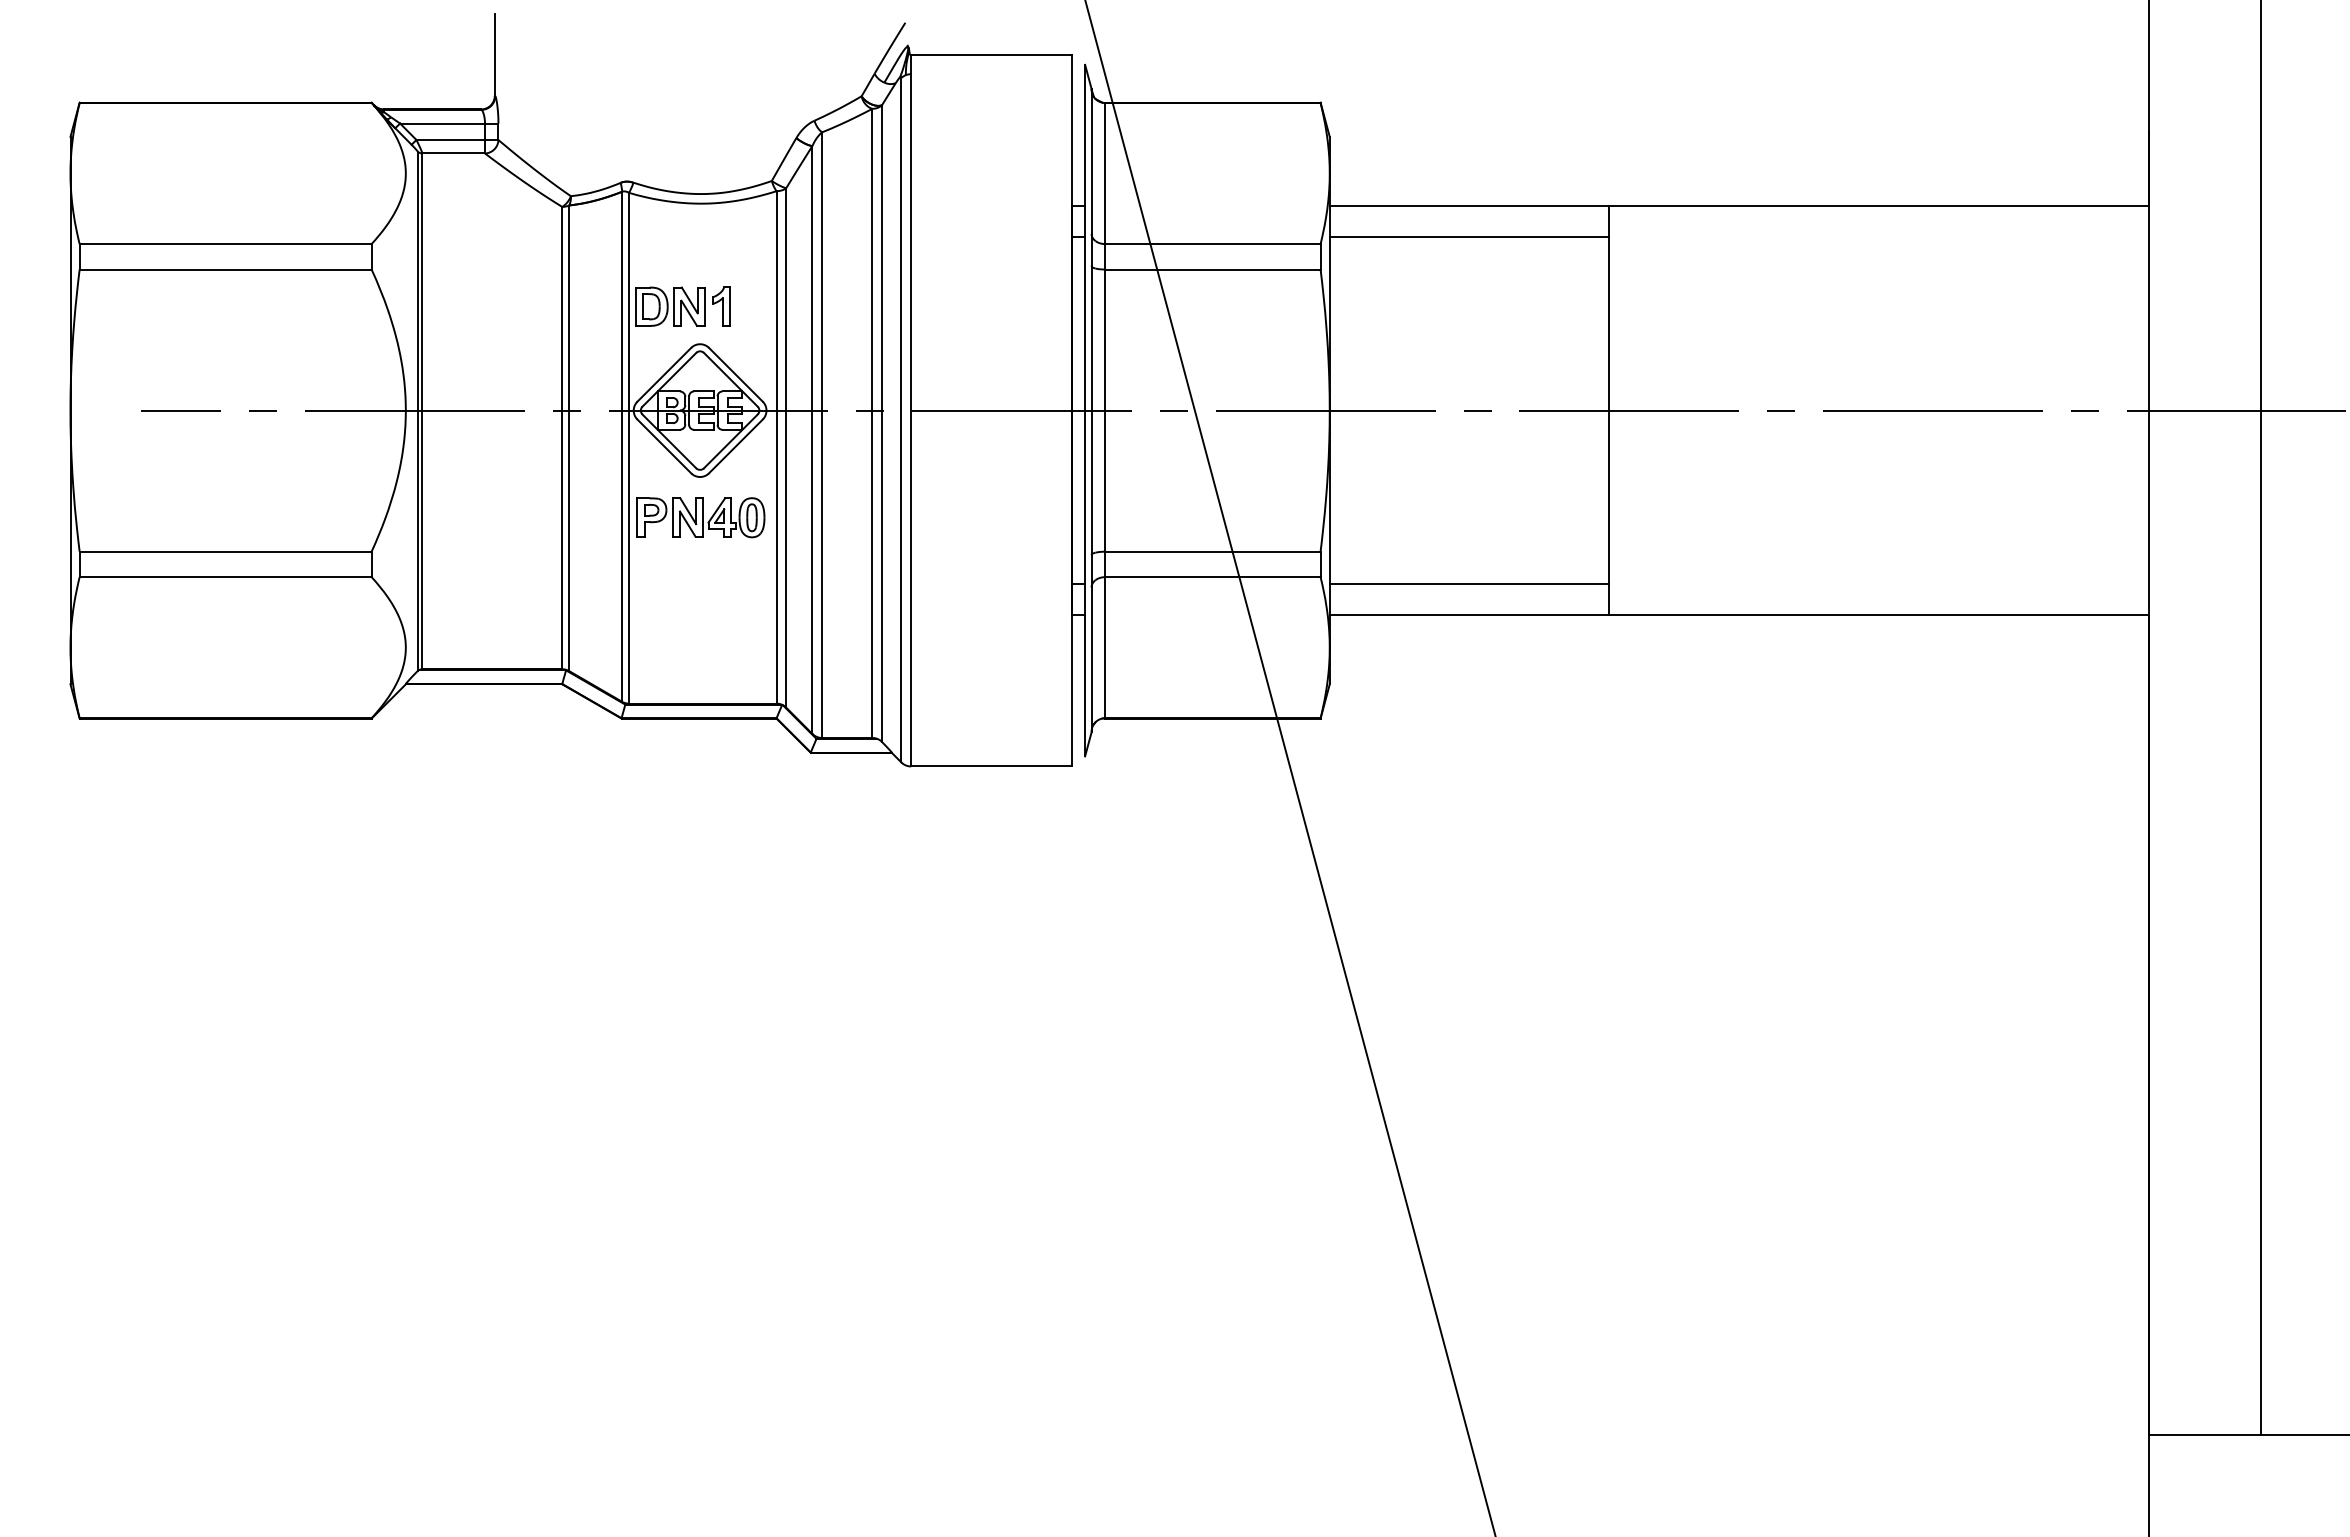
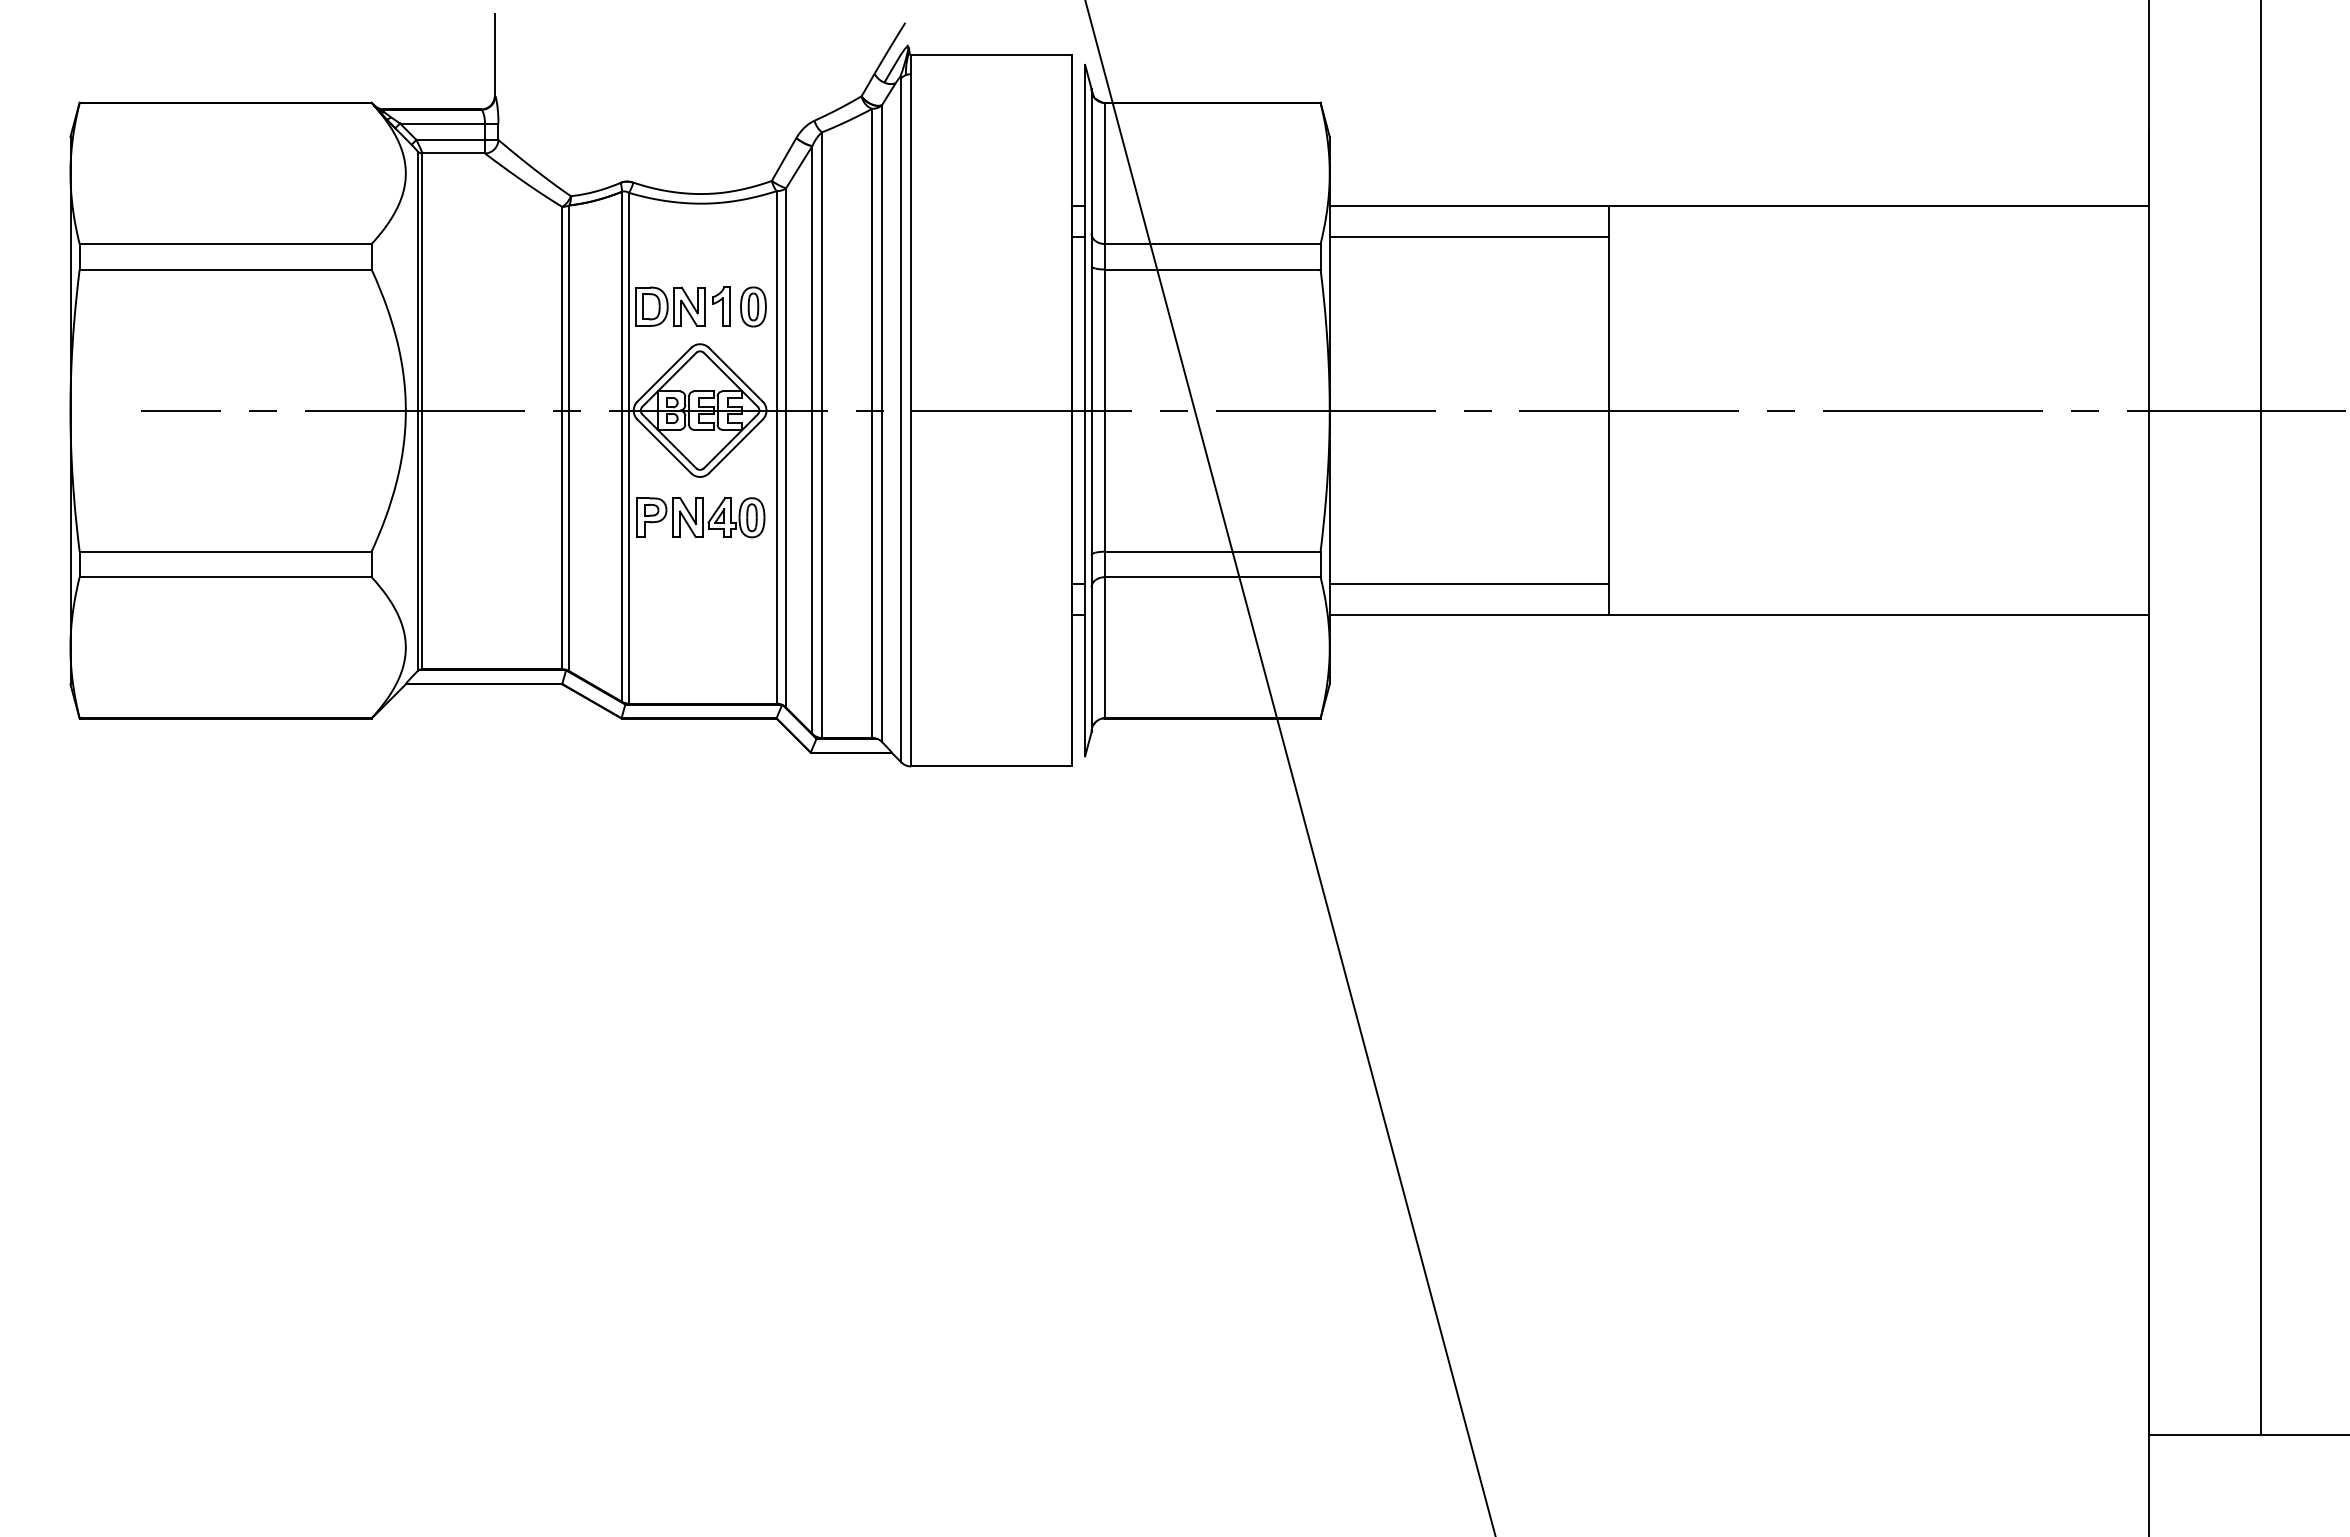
part: none -> present (753, 306)
